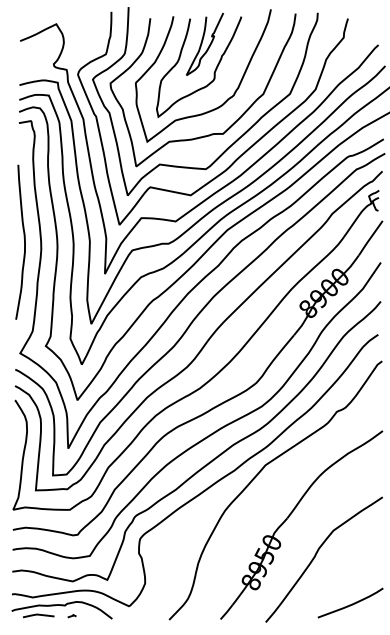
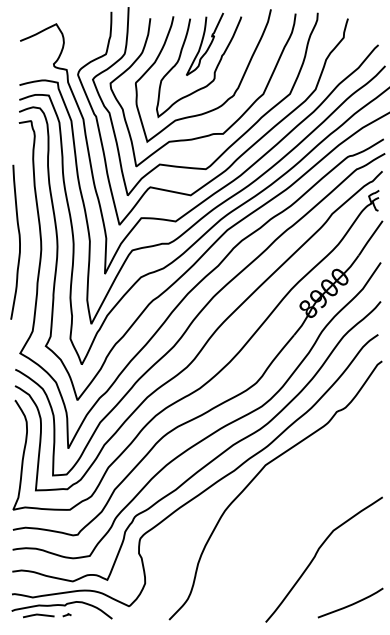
curve position: (24, 241) -> (19, 241) (19, 241)
part: present -> none (289, 517)
line position: (71, 616) -> (66, 615) (66, 615)
